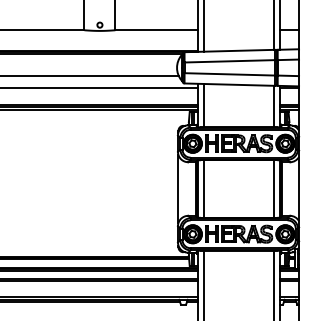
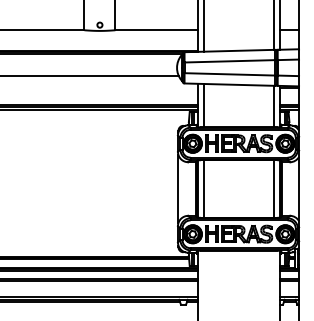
line: present -> none (100, 88)
line: present -> none (204, 283)
line: present -> none (274, 283)
